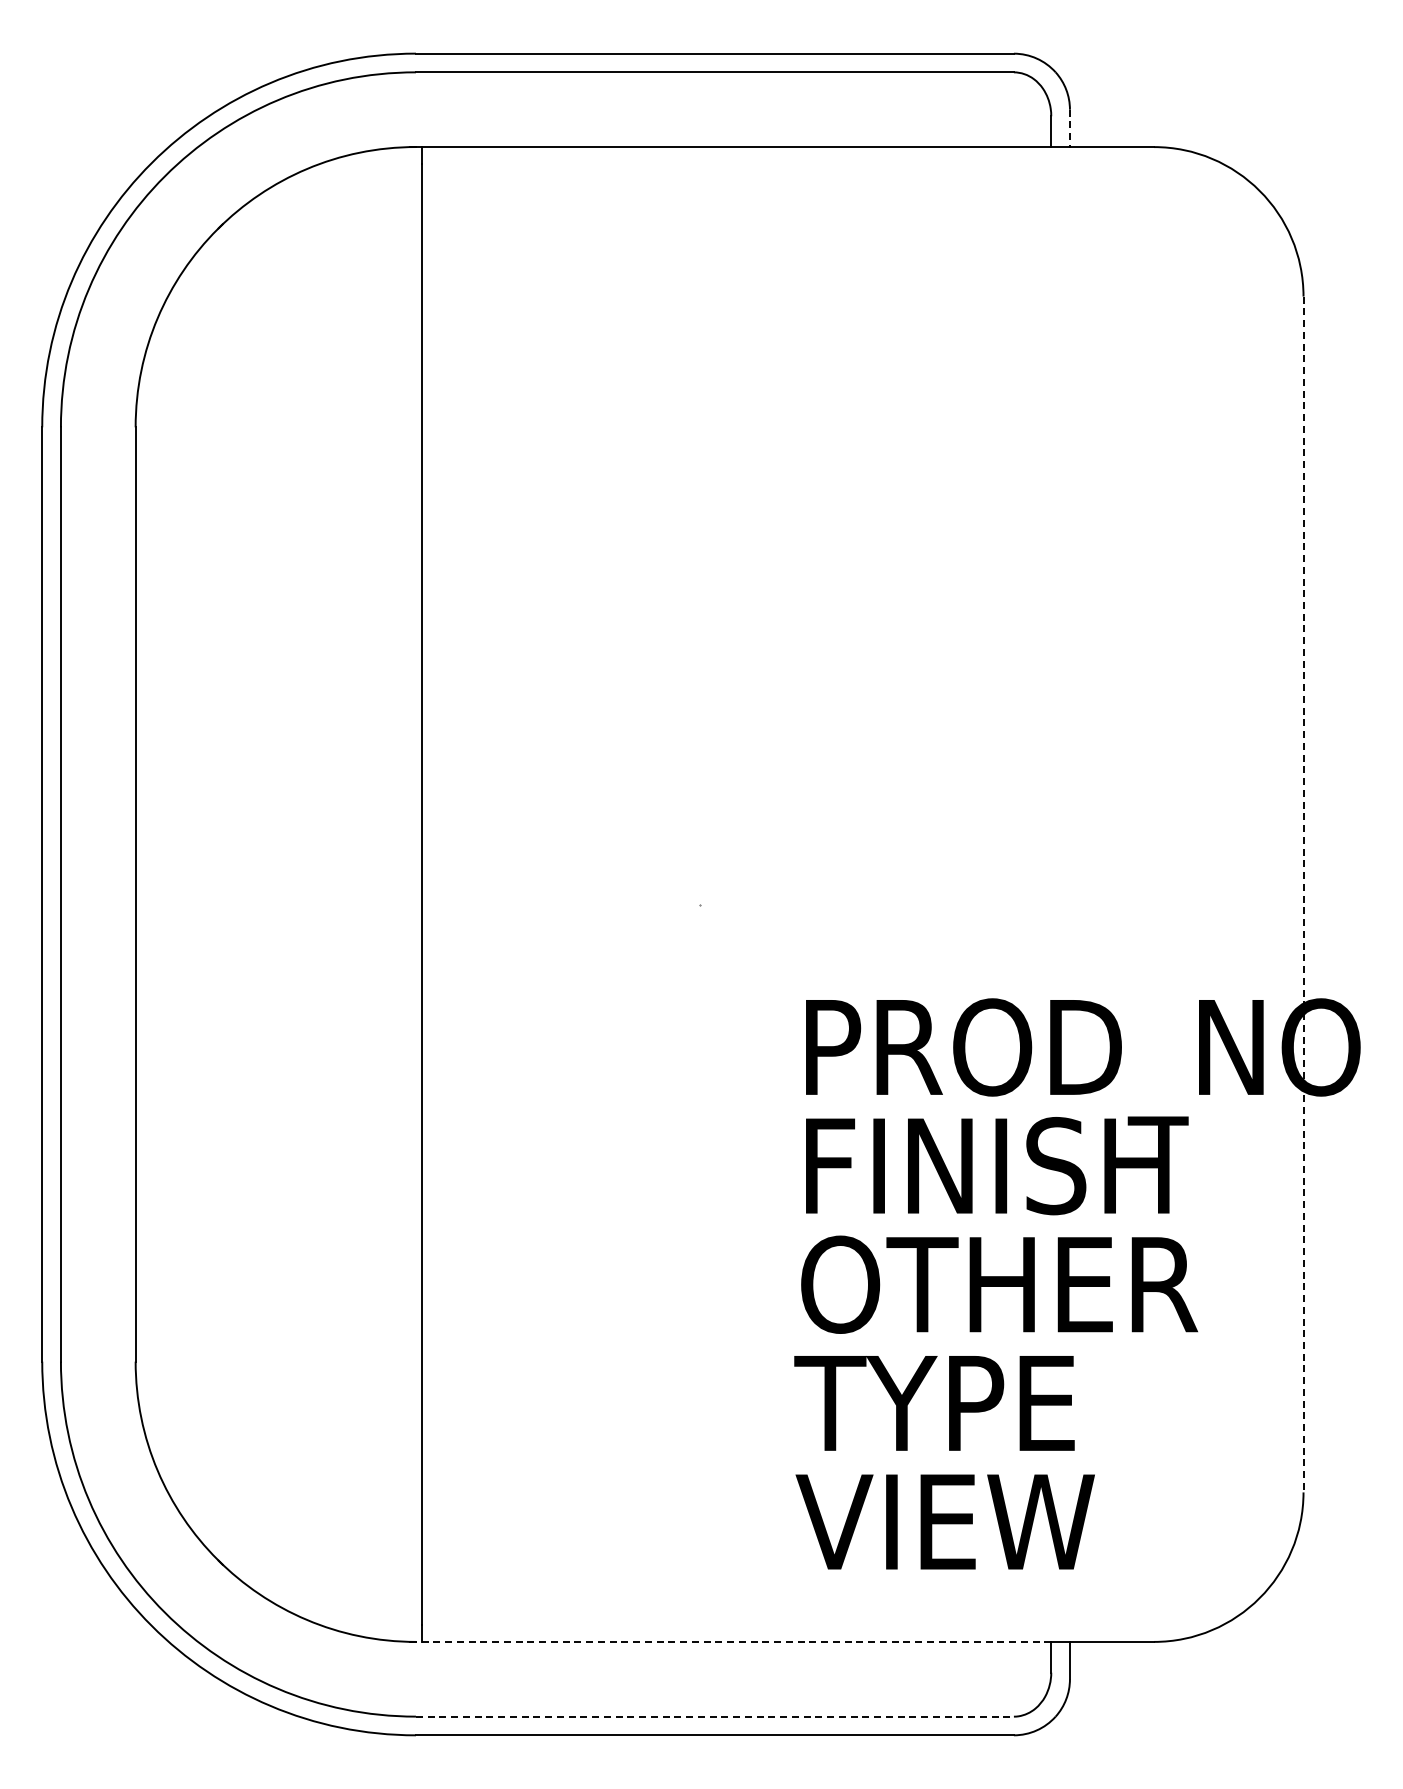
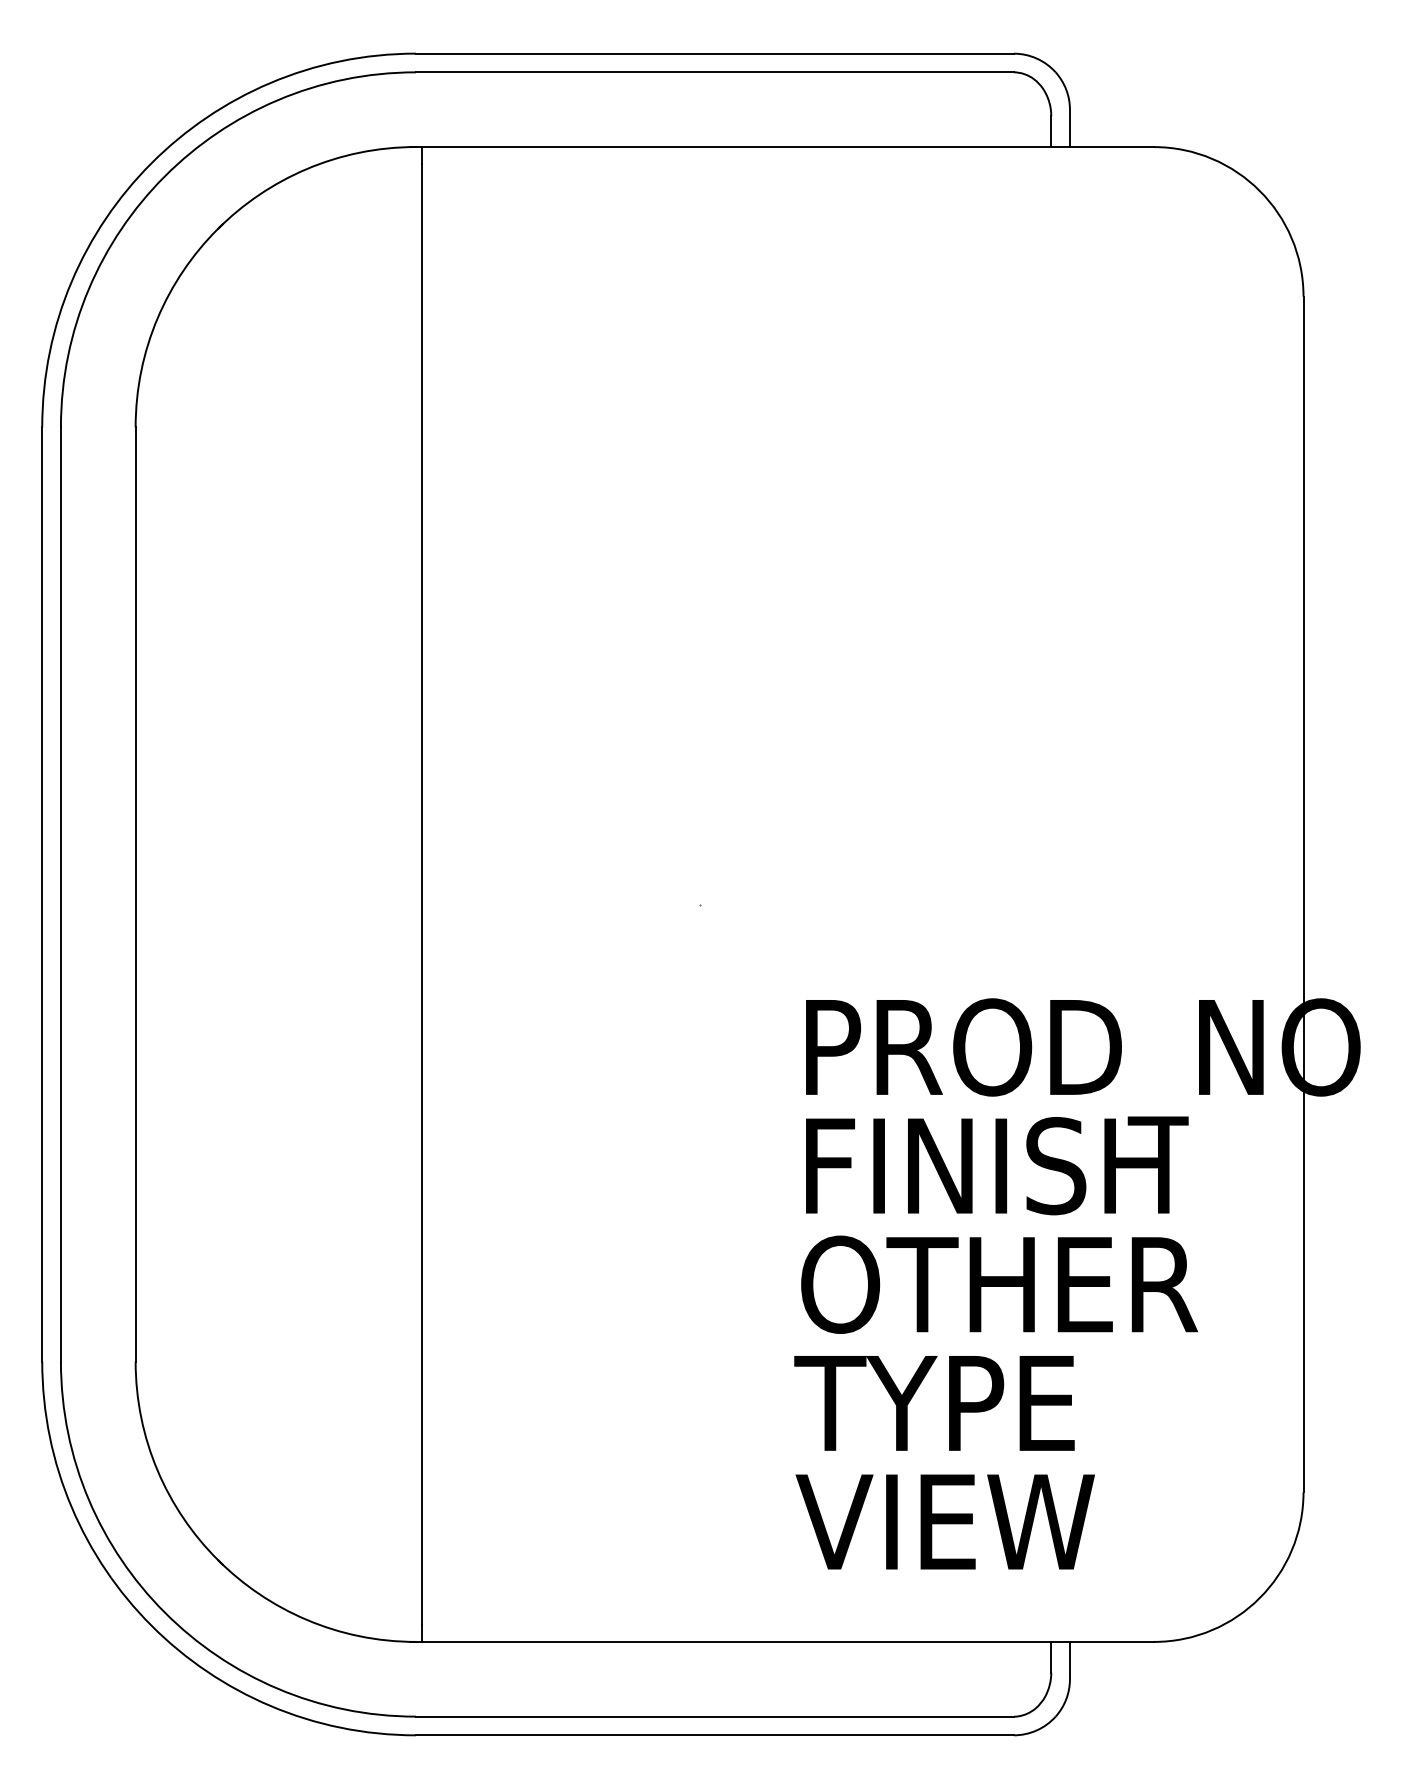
line: dashed -> solid (1069, 128)
line: dashed -> solid (1303, 894)
line: dashed -> solid (733, 1641)
line: dashed -> solid (714, 1716)
